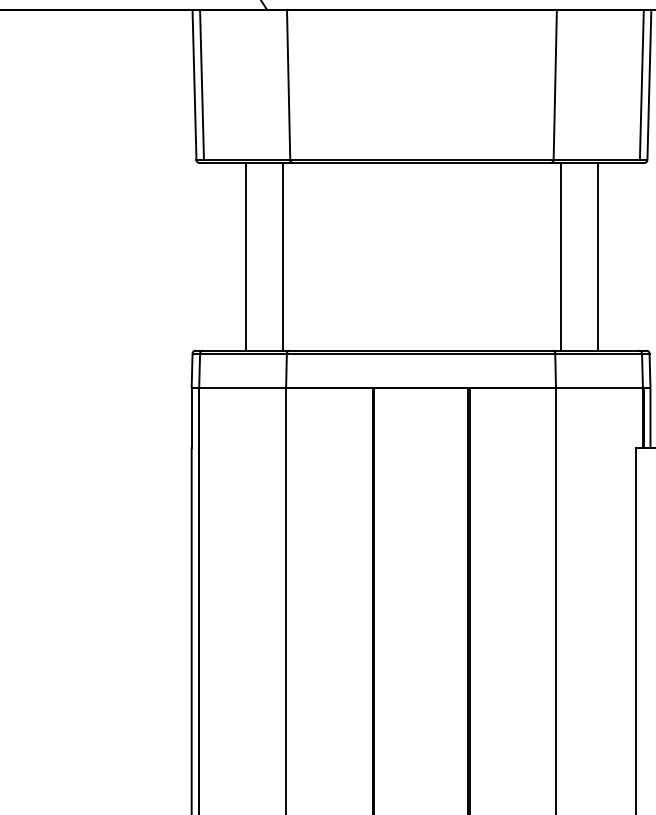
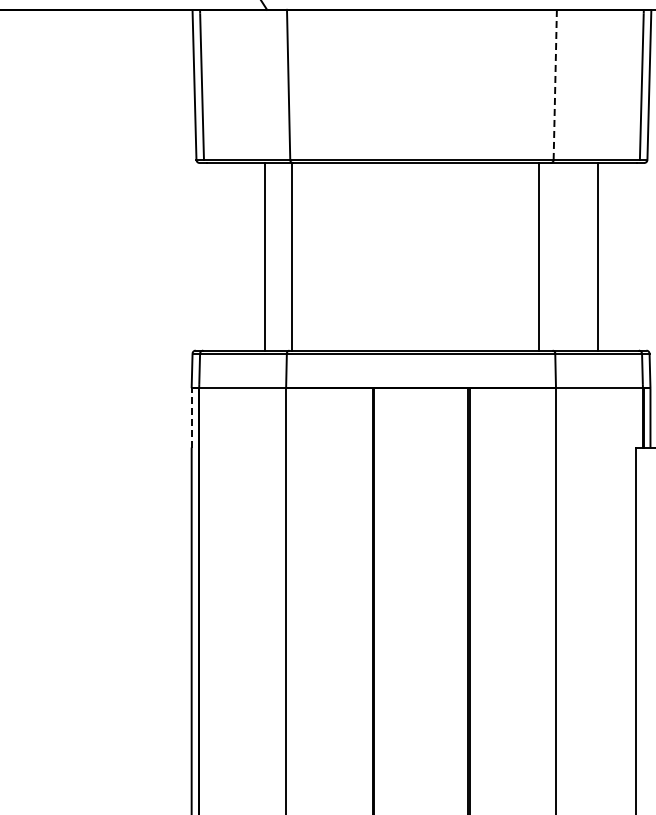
line: solid -> dashed (555, 84)
line position: (245, 256) -> (264, 256) (264, 256)
line position: (283, 256) -> (292, 256) (292, 256)
line position: (560, 256) -> (538, 256) (538, 256)
line: solid -> dashed (191, 417)
